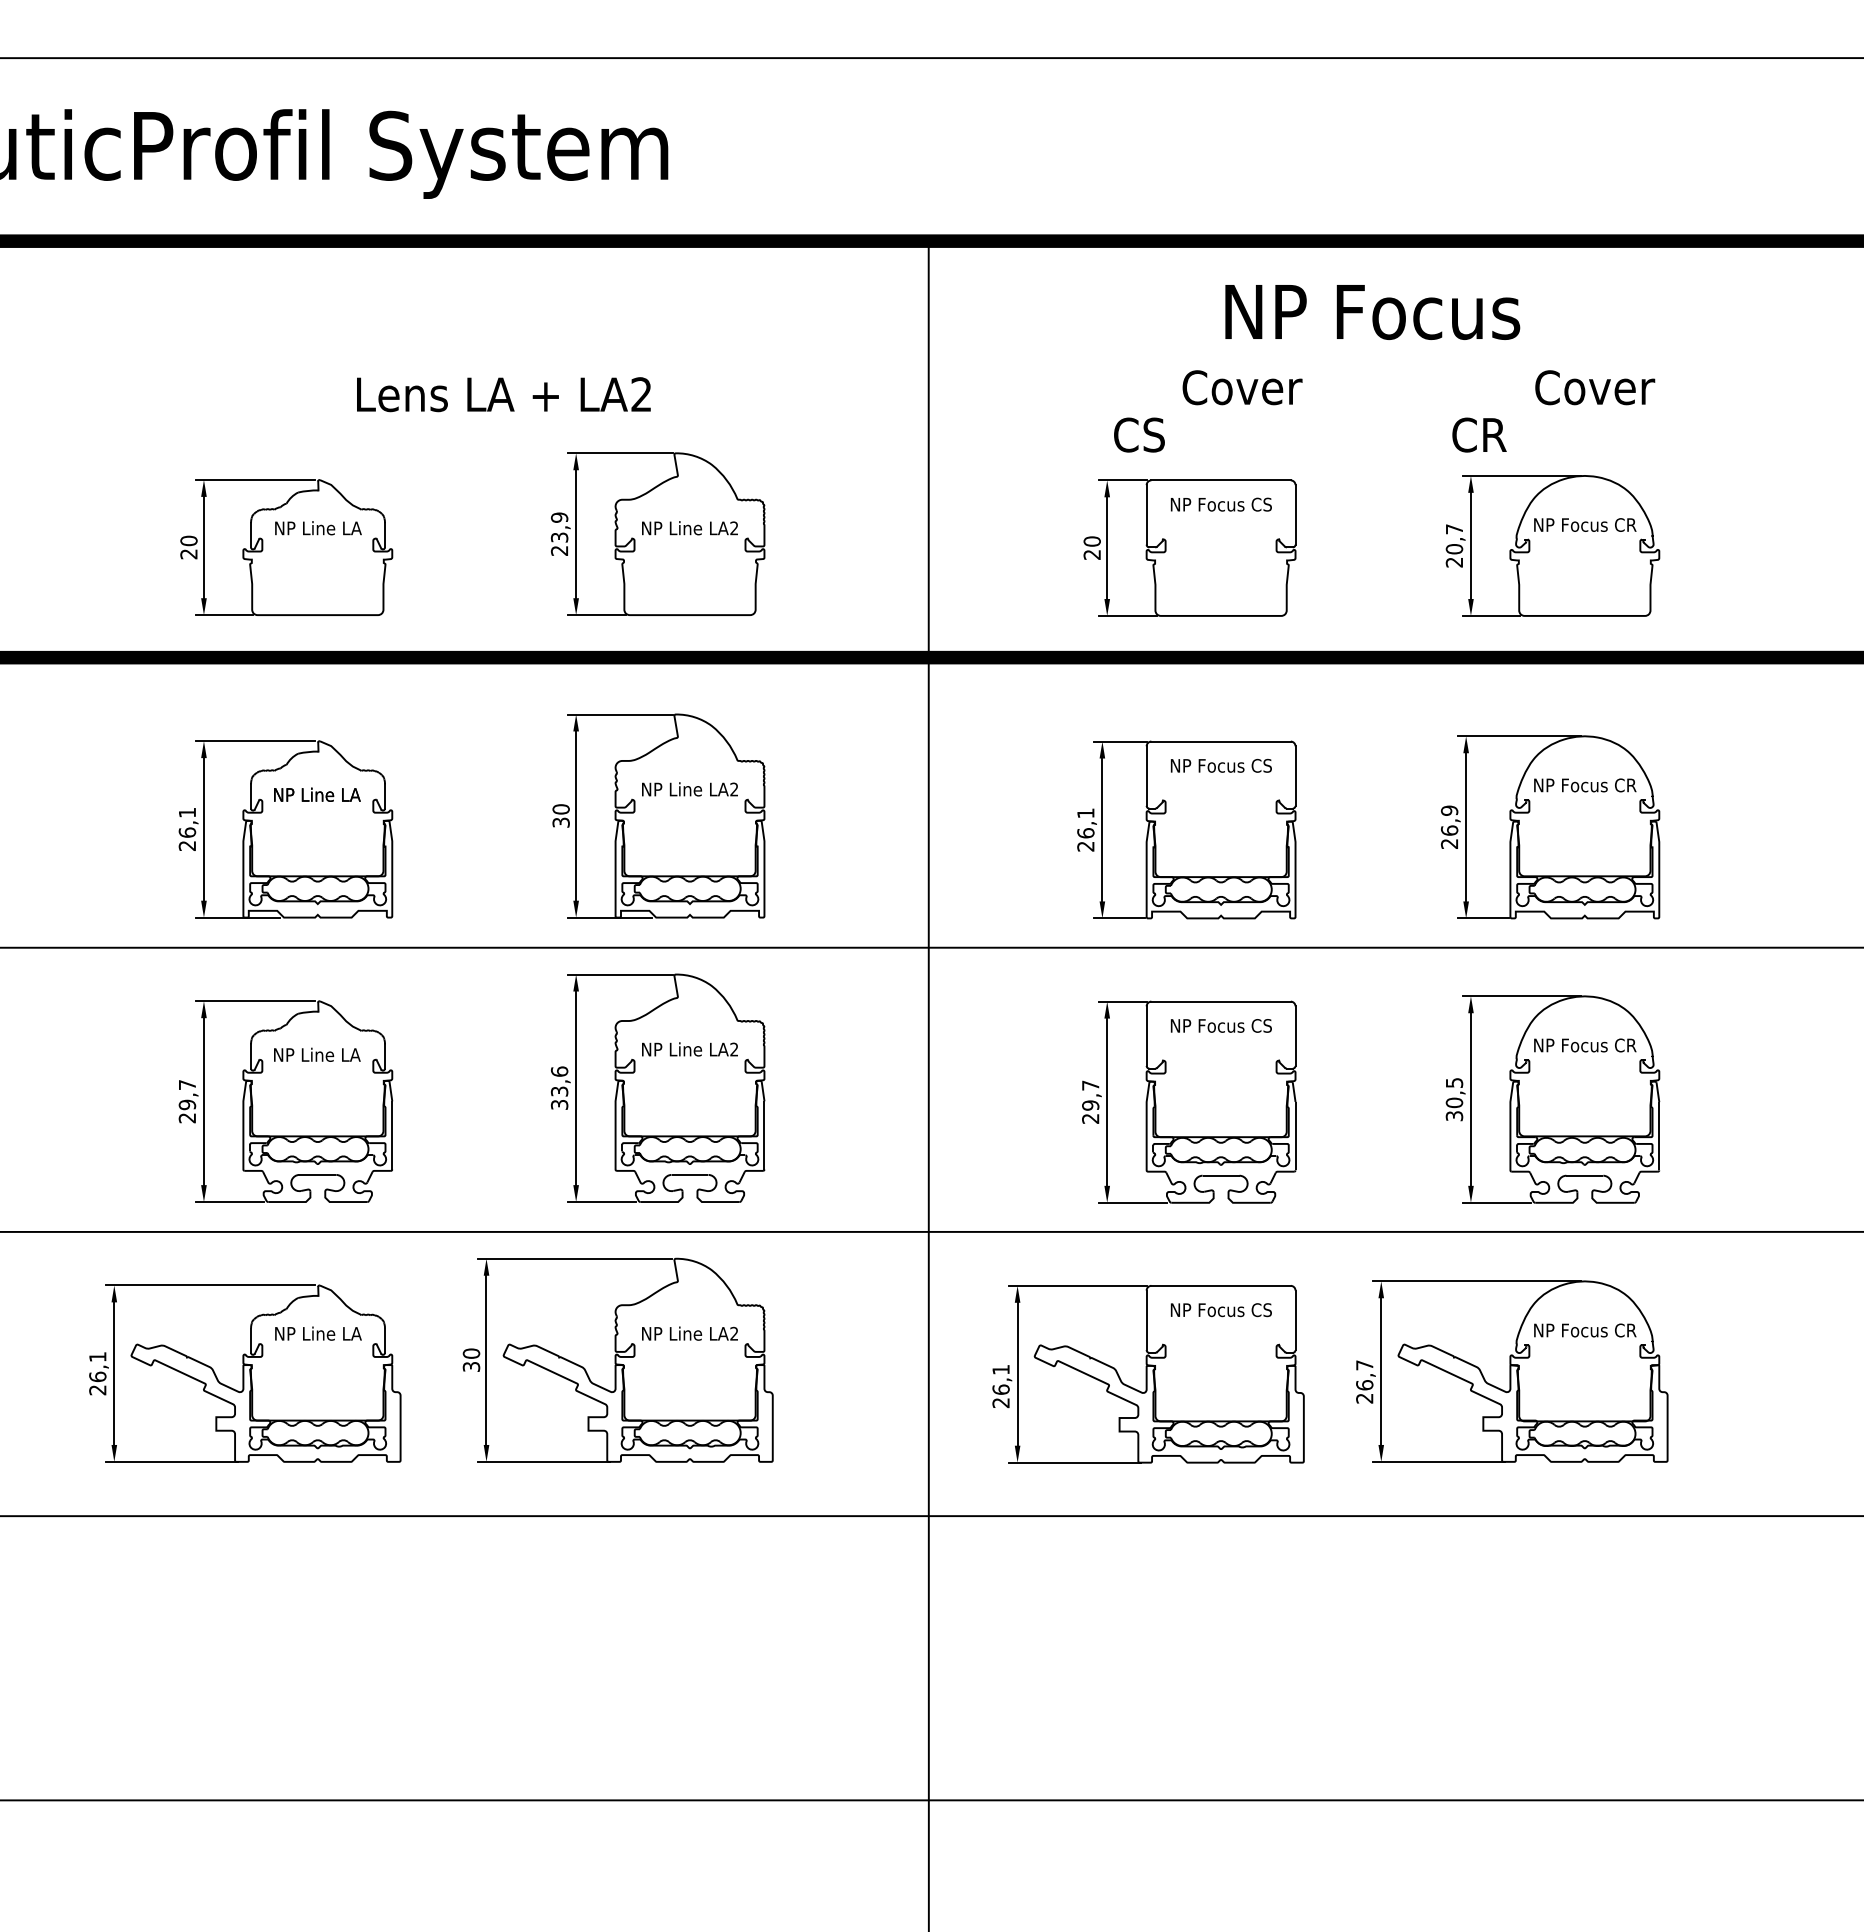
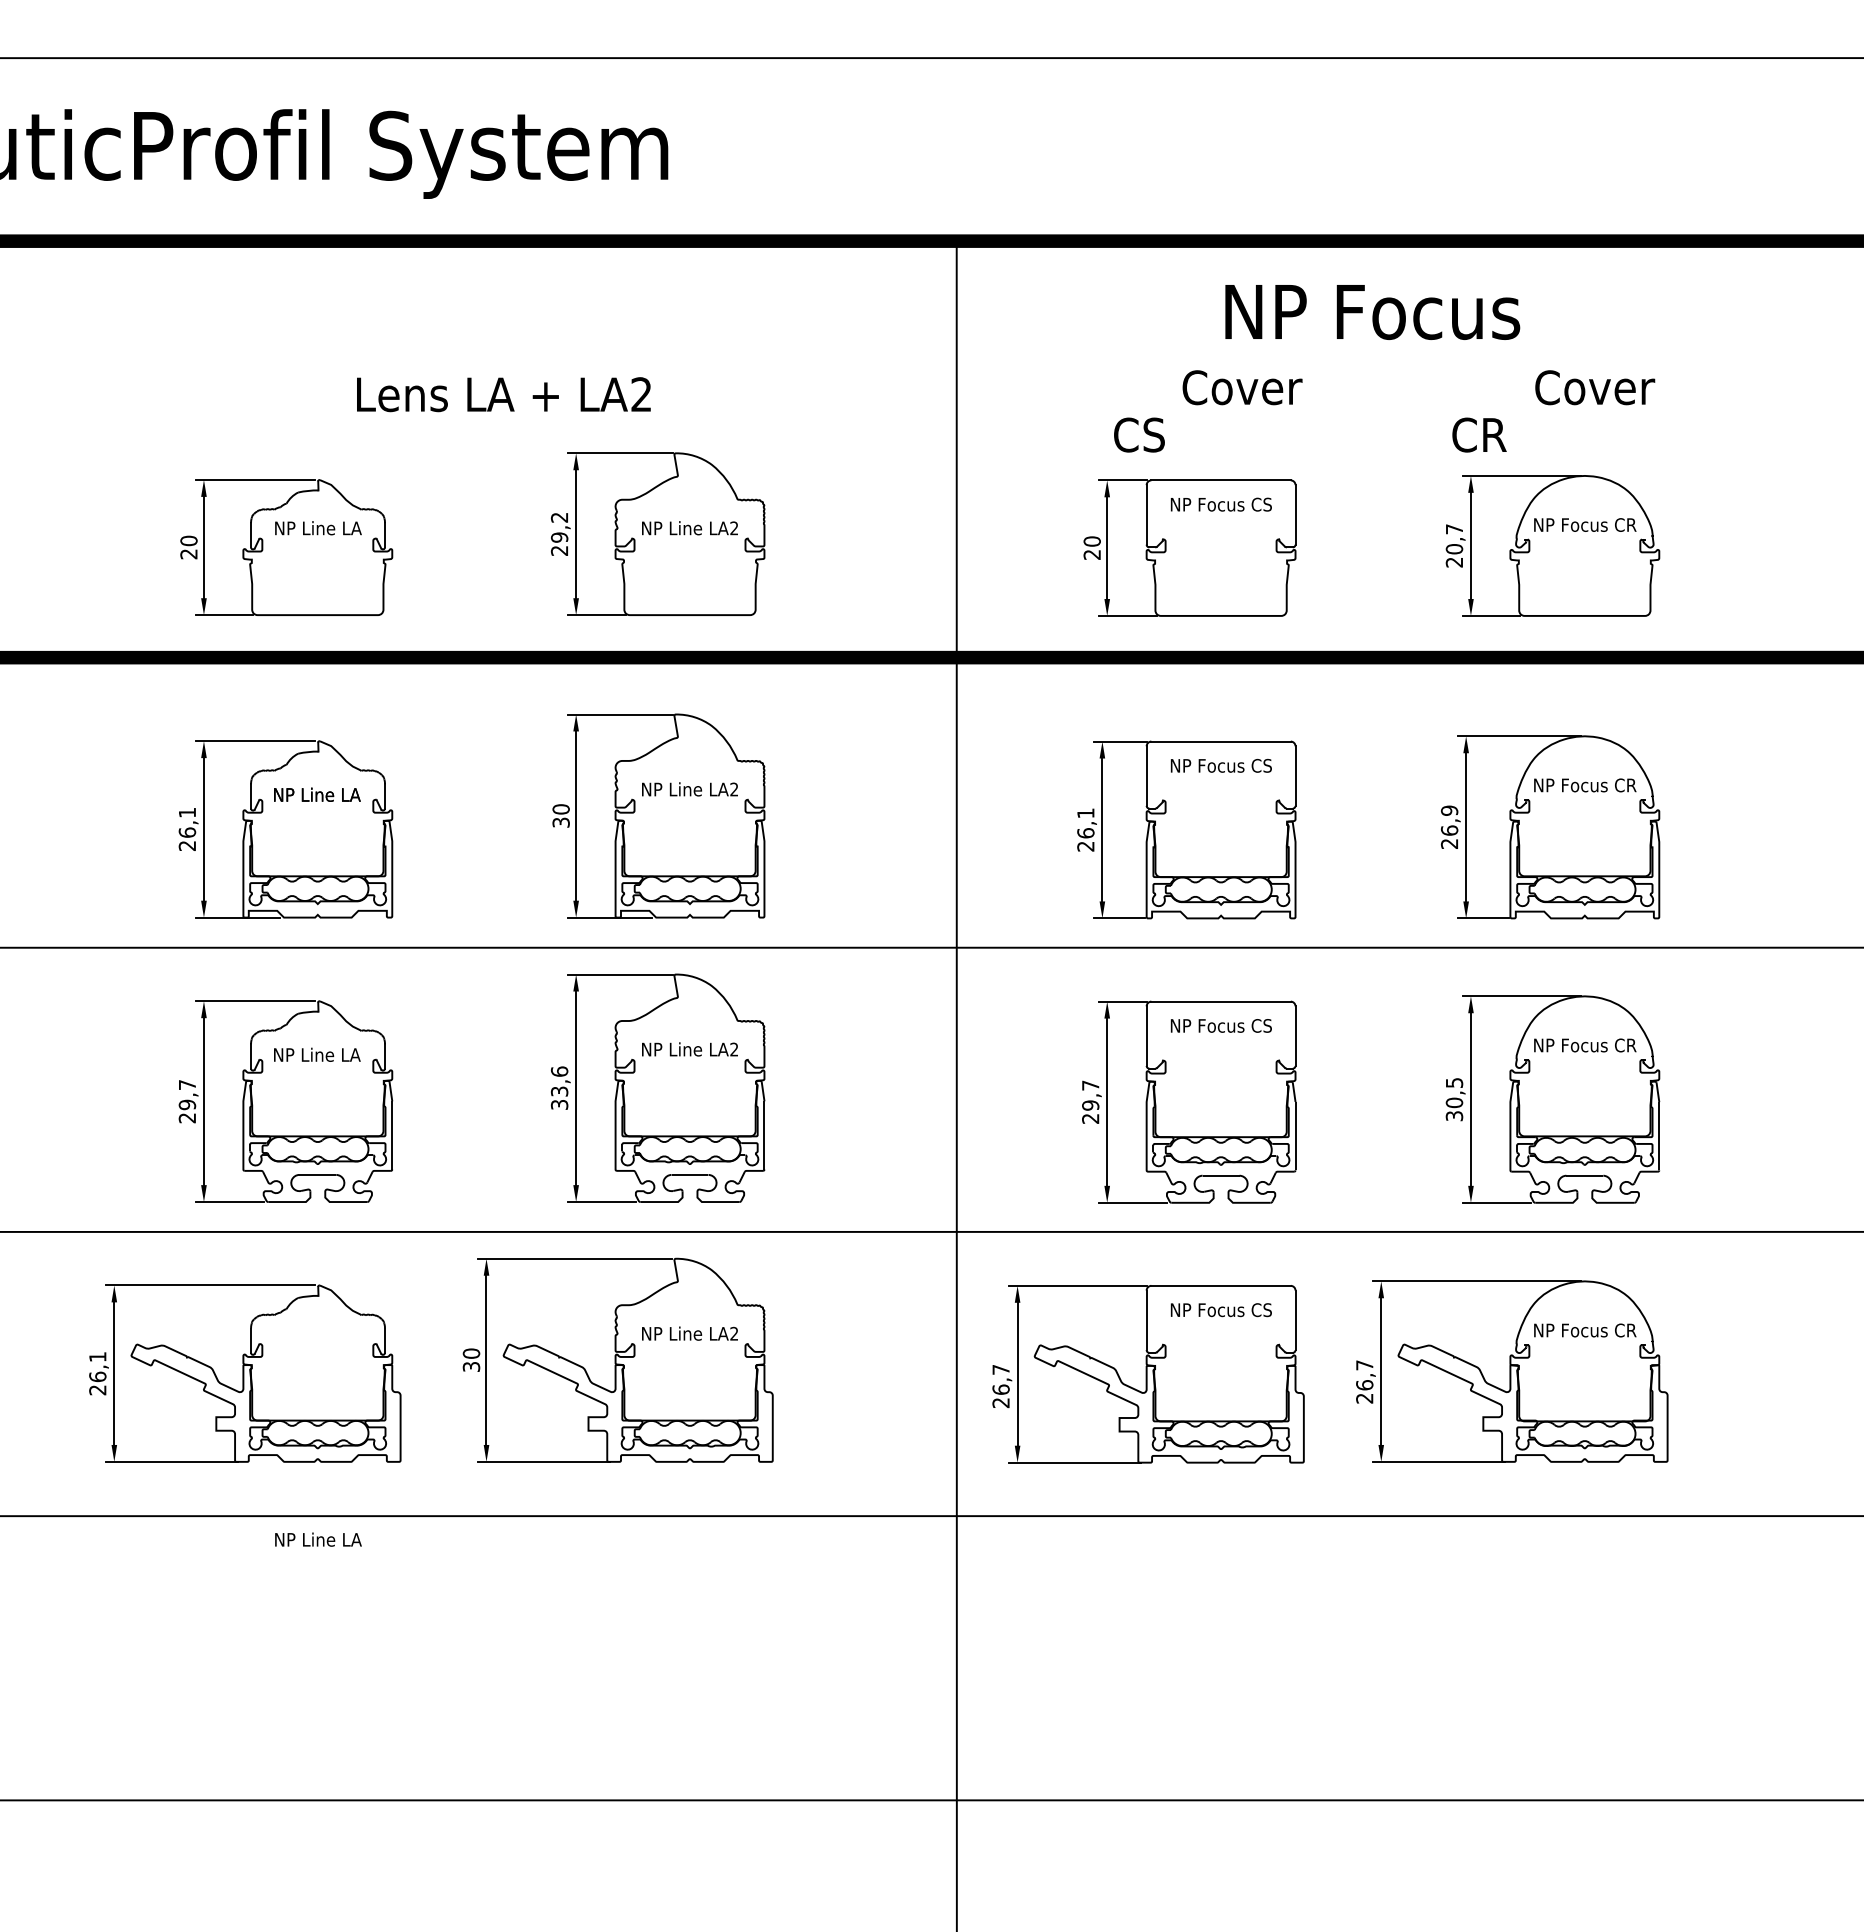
text: 23,9 -> 29,2 (559, 527)
line position: (928, 1084) -> (956, 1084) (956, 1084)
text position: (318, 1333) -> (318, 1539) (318, 1539)
text: 26,1 -> 26,7 (1000, 1369)
